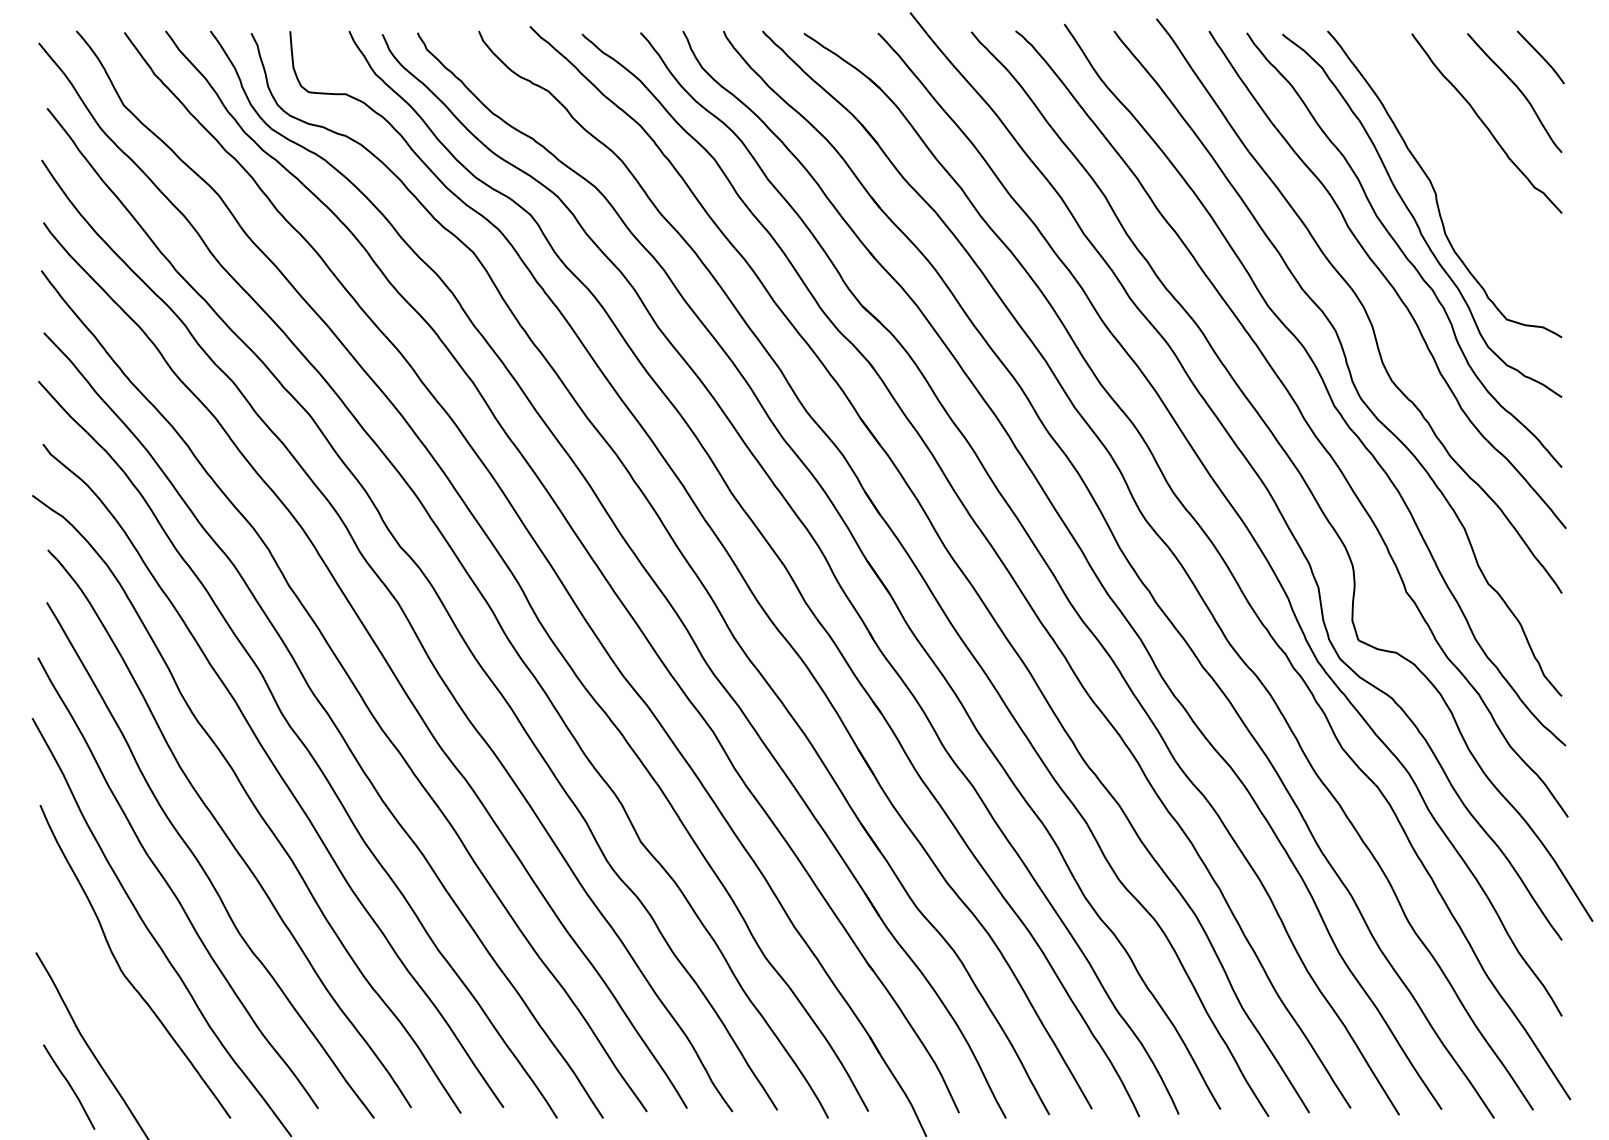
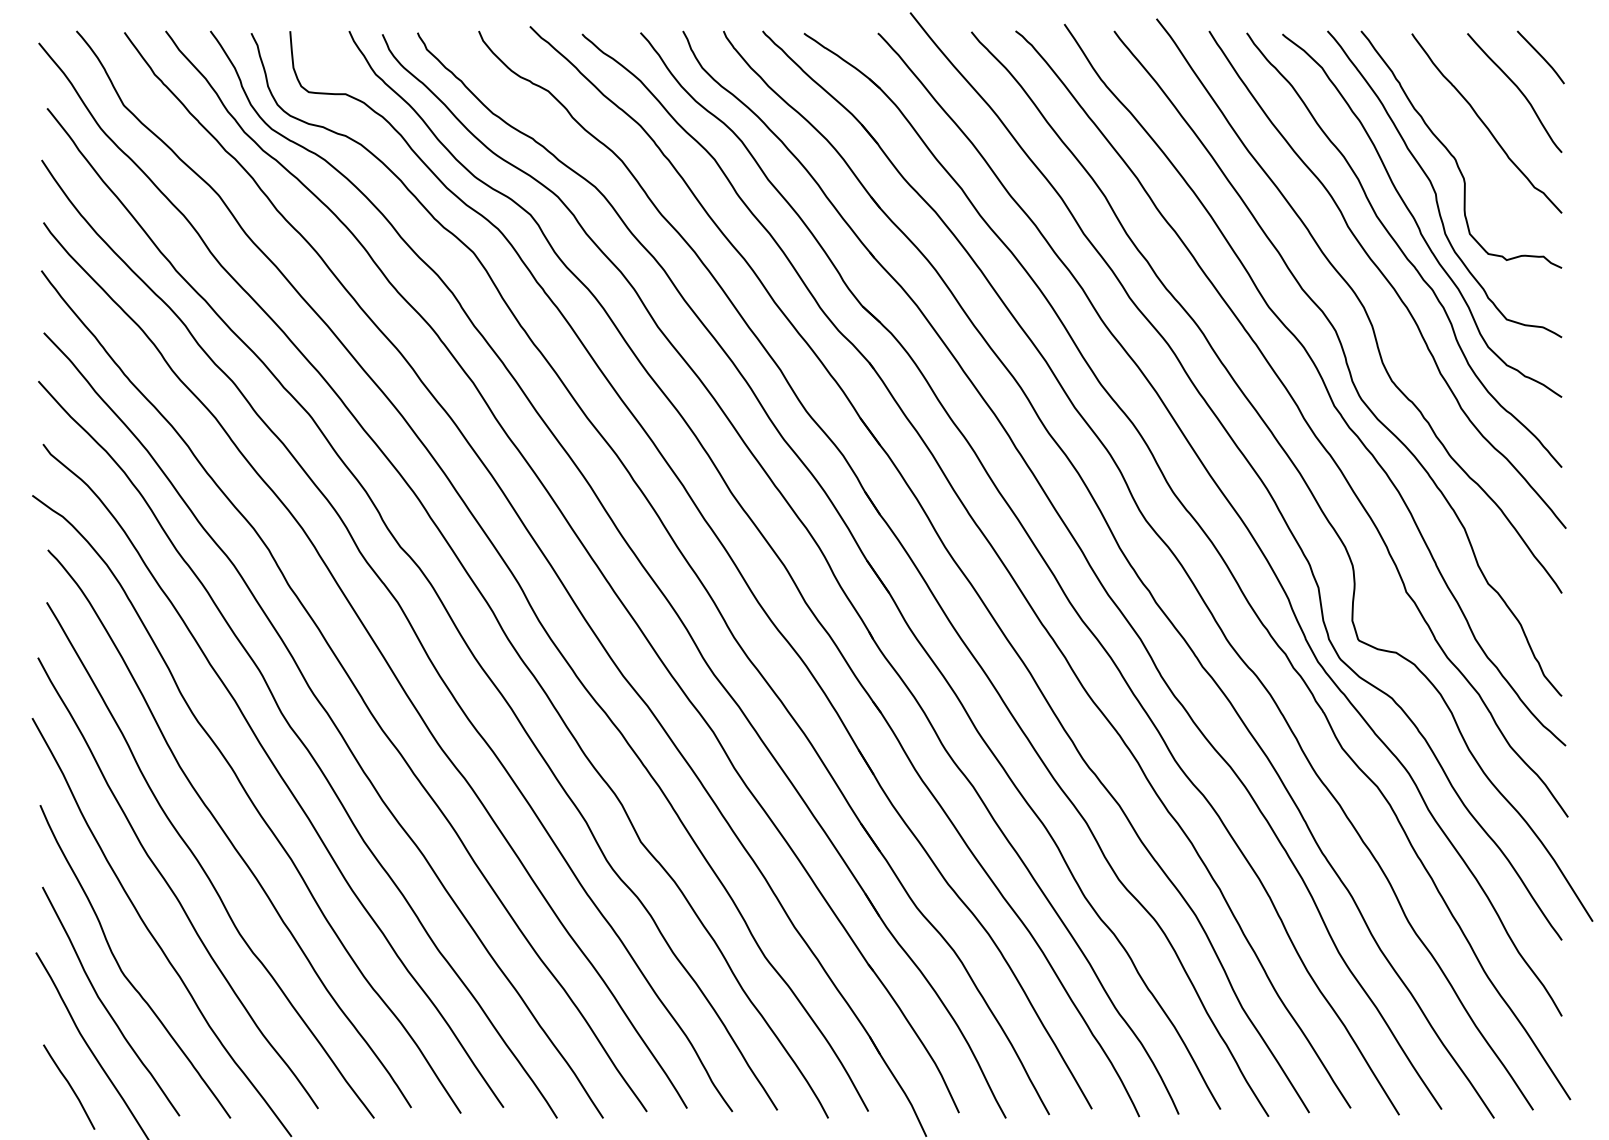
curve: none -> present (1454, 156)
curve: none -> present (104, 1004)
